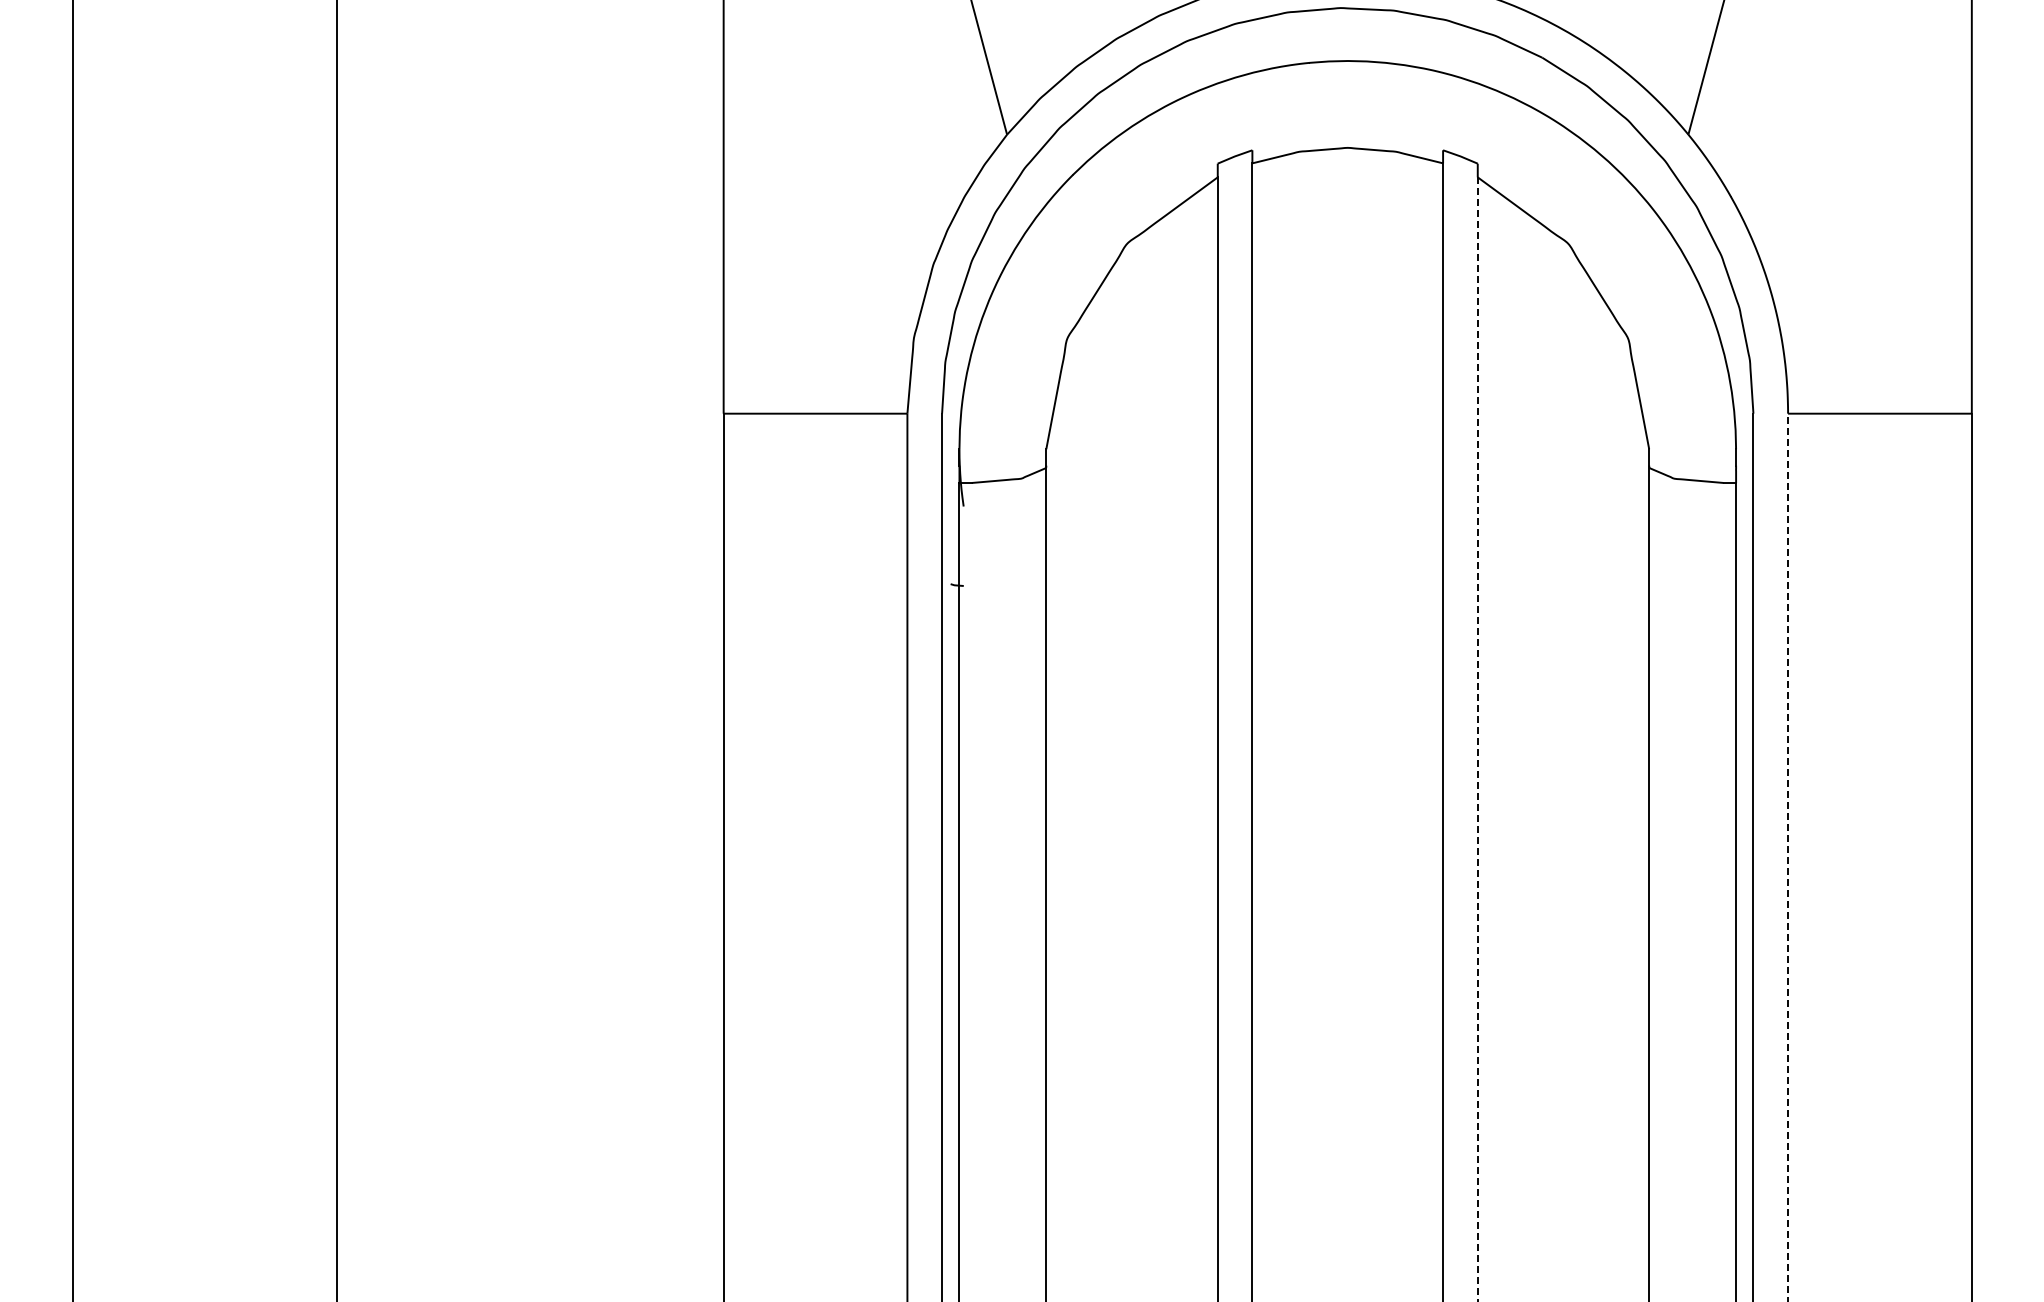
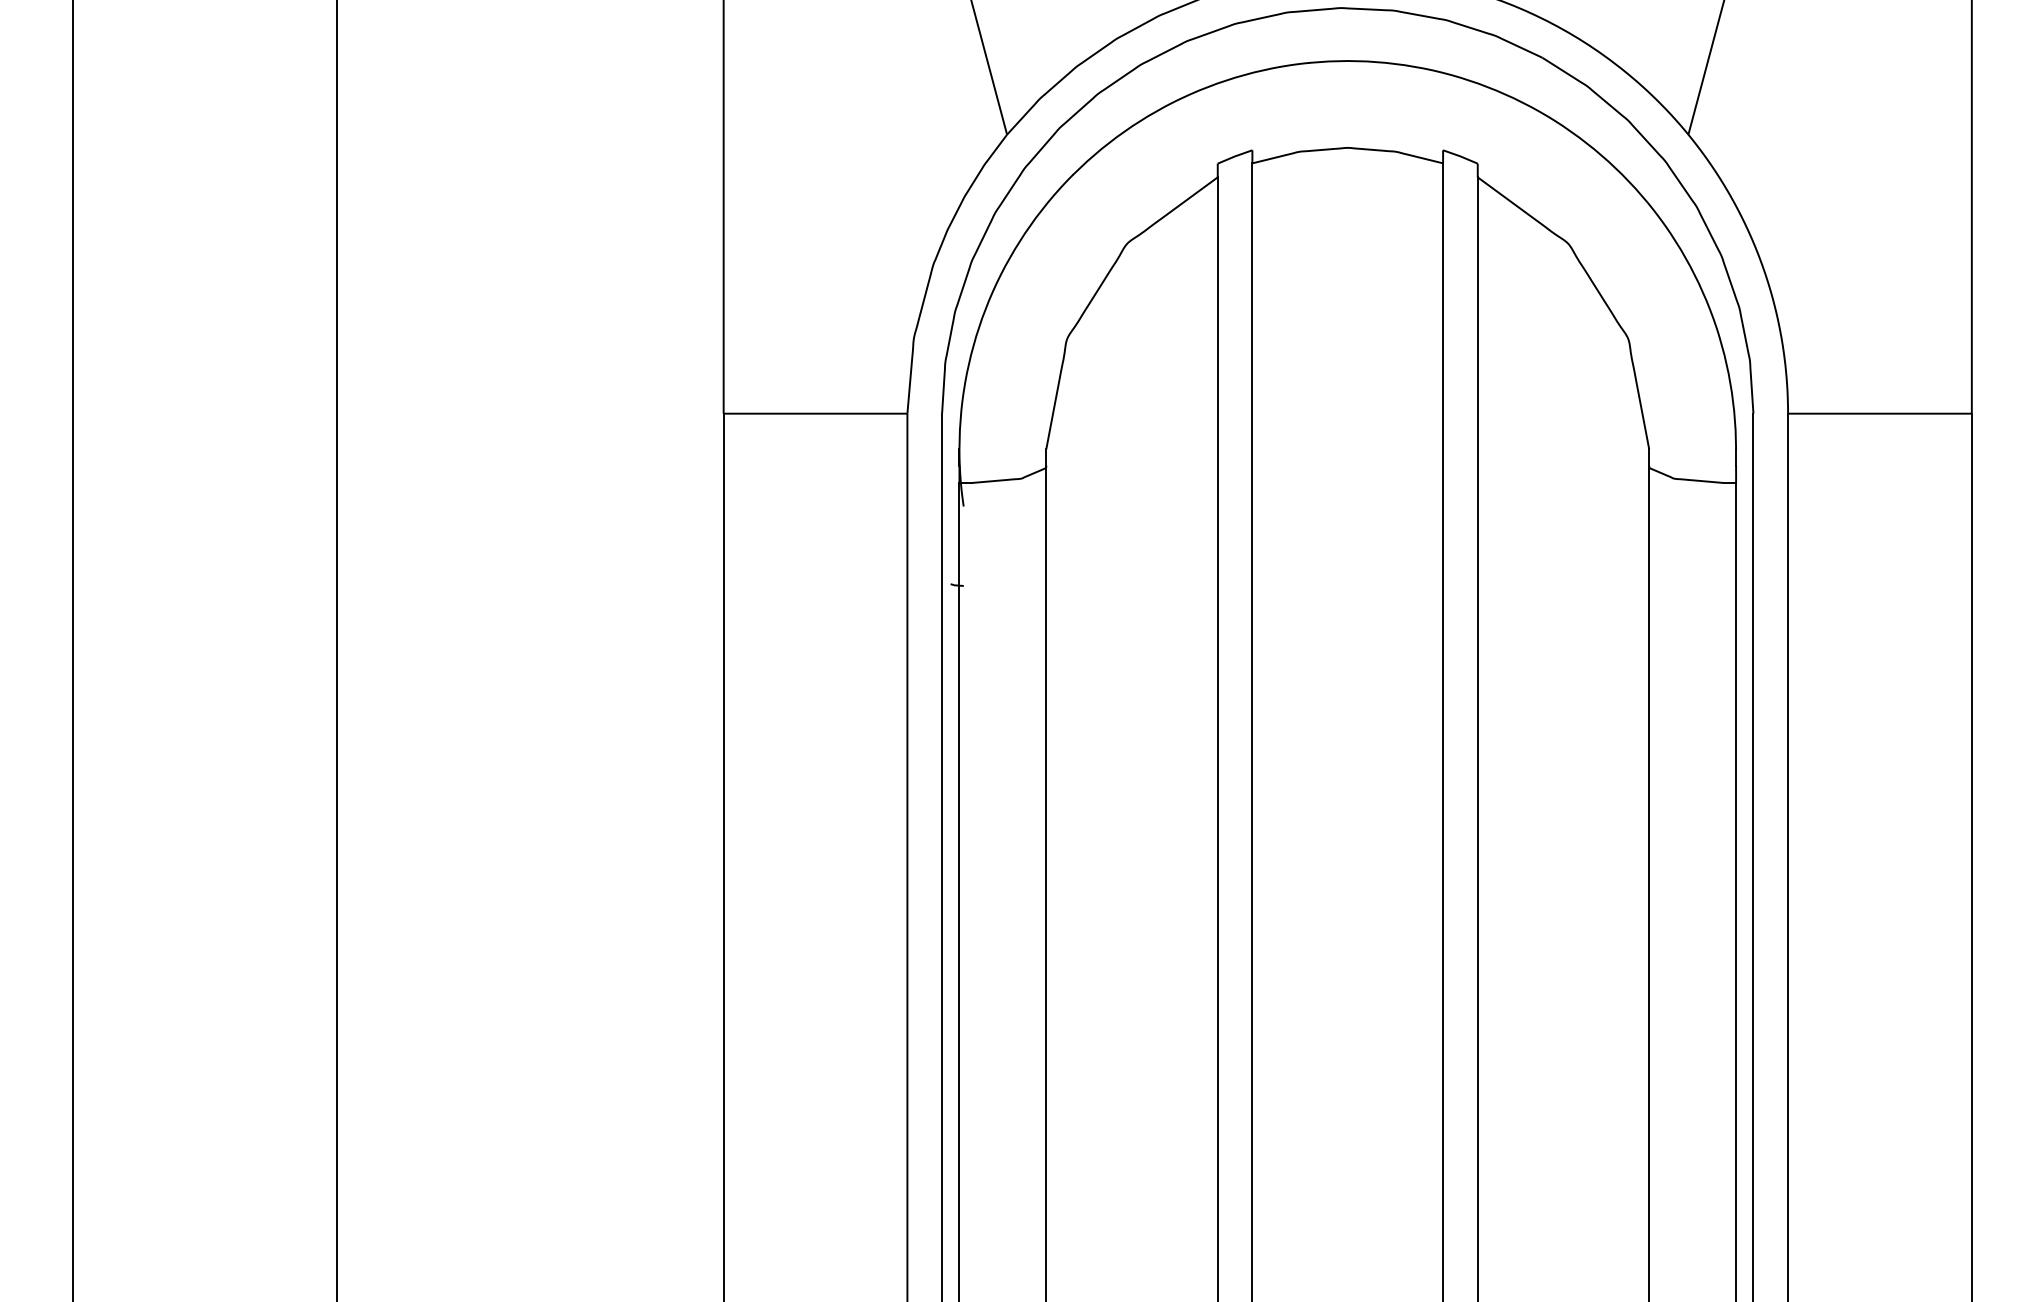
line: dashed -> solid (1477, 739)
line: dashed -> solid (1788, 857)
